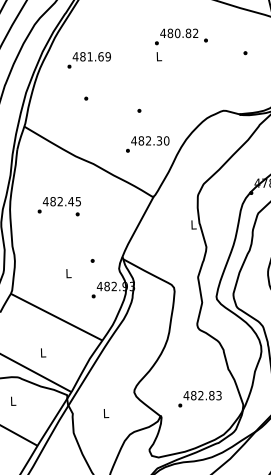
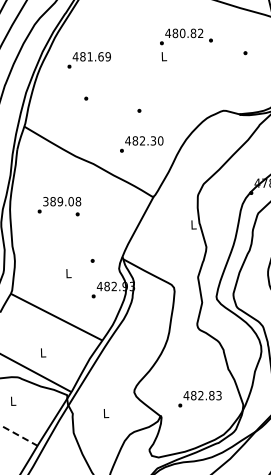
text position: (181, 44) -> (186, 44) (186, 44)
text position: (147, 144) -> (141, 144) (141, 144)
text: 482.45 -> 389.08 (61, 201)
line: solid -> dashed (19, 435)
